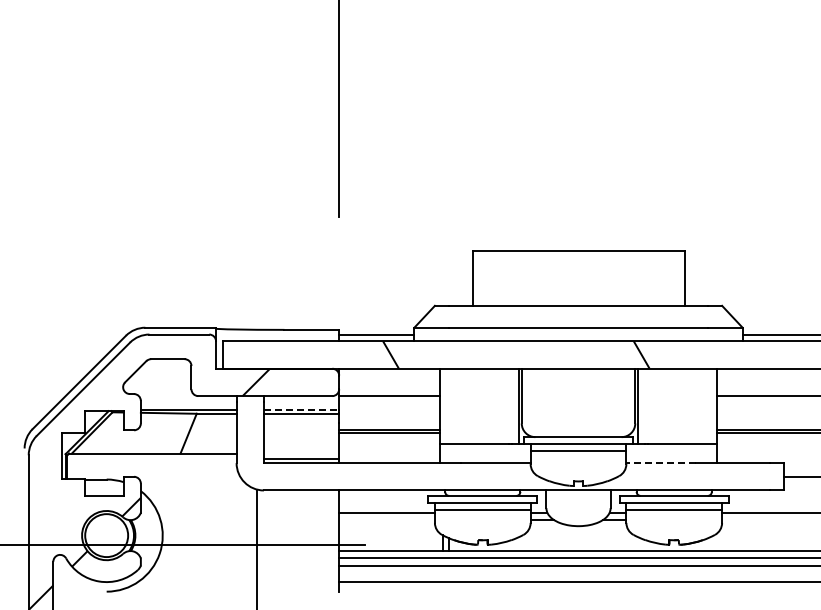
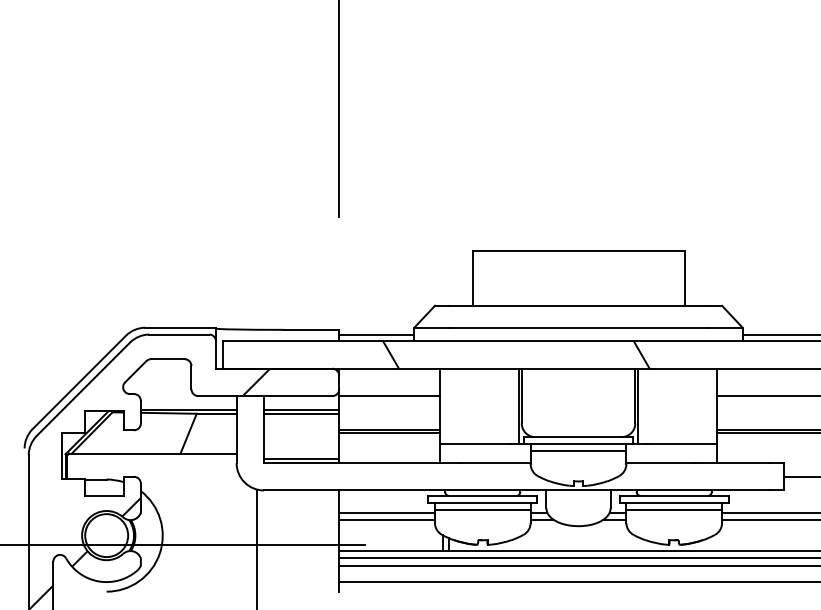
line: dashed -> solid (301, 409)
line: dashed -> solid (661, 463)
line: none -> present (386, 520)
line: none -> present (769, 520)
